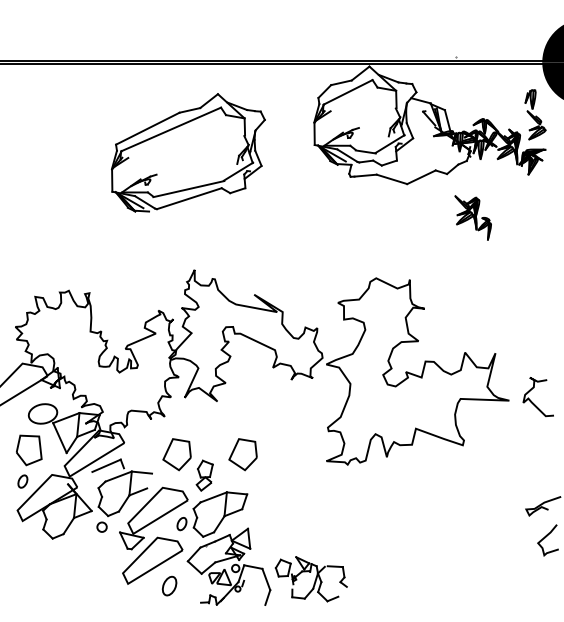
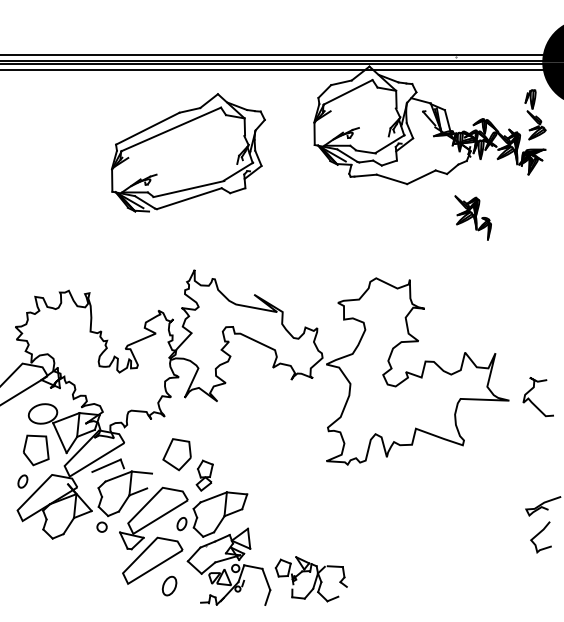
line: none -> present (281, 55)
line: none -> present (281, 69)
part position: (29, 450) -> (36, 450) (36, 450)
part: present -> none (242, 454)
curve position: (545, 538) -> (538, 535) (538, 535)
